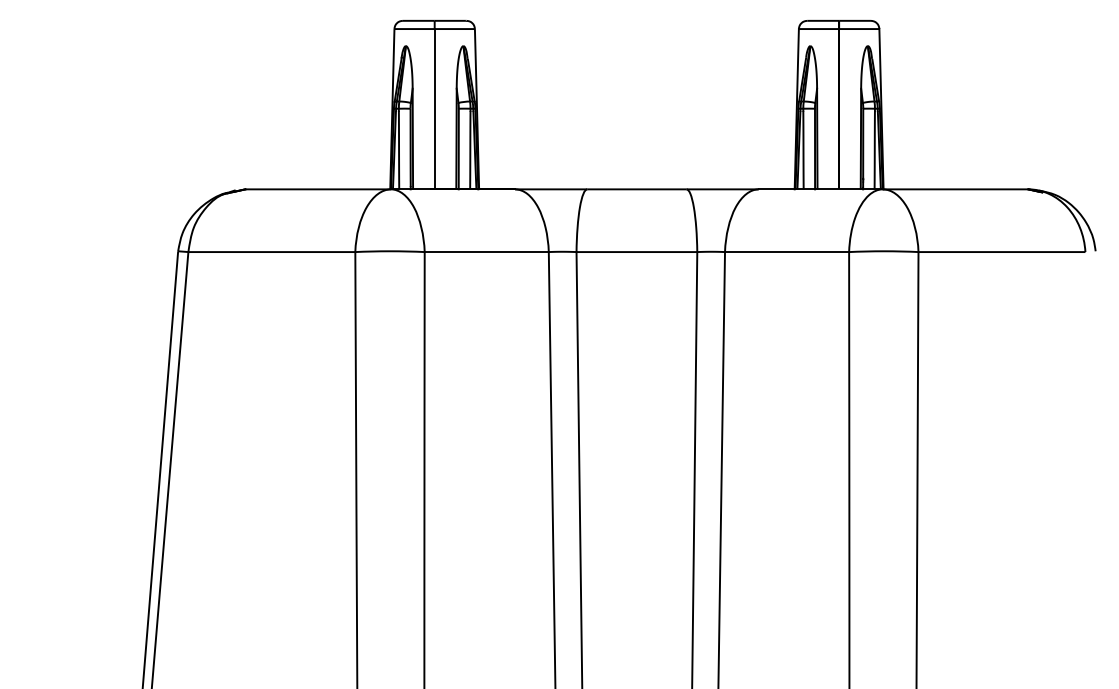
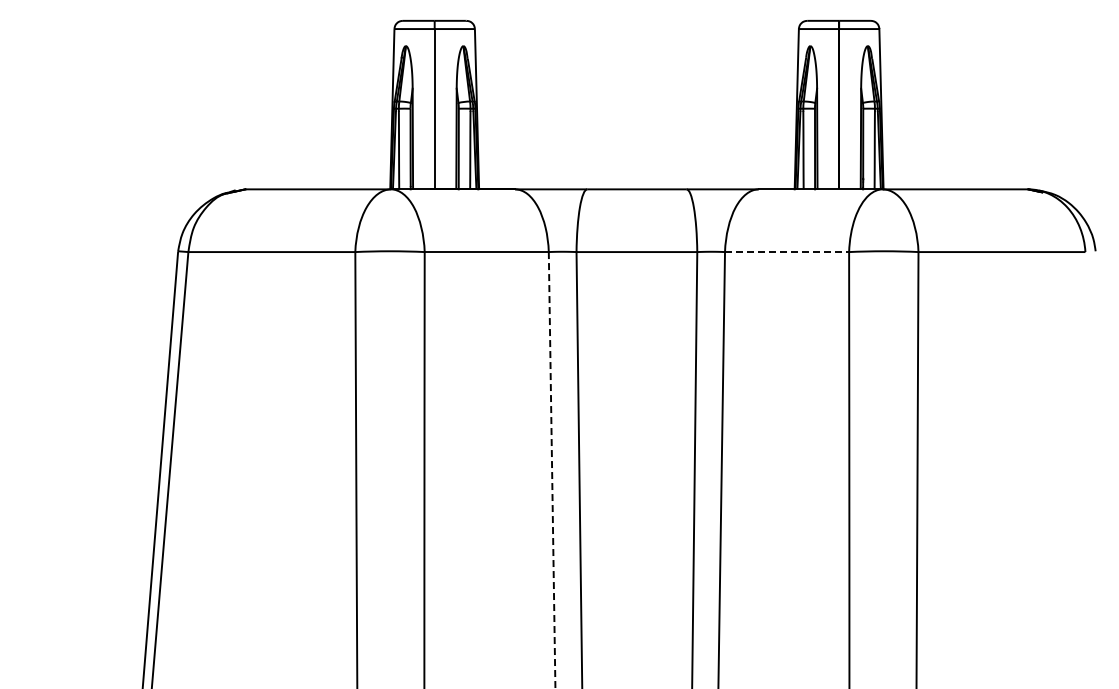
line: solid -> dashed (787, 252)
line: solid -> dashed (552, 470)
